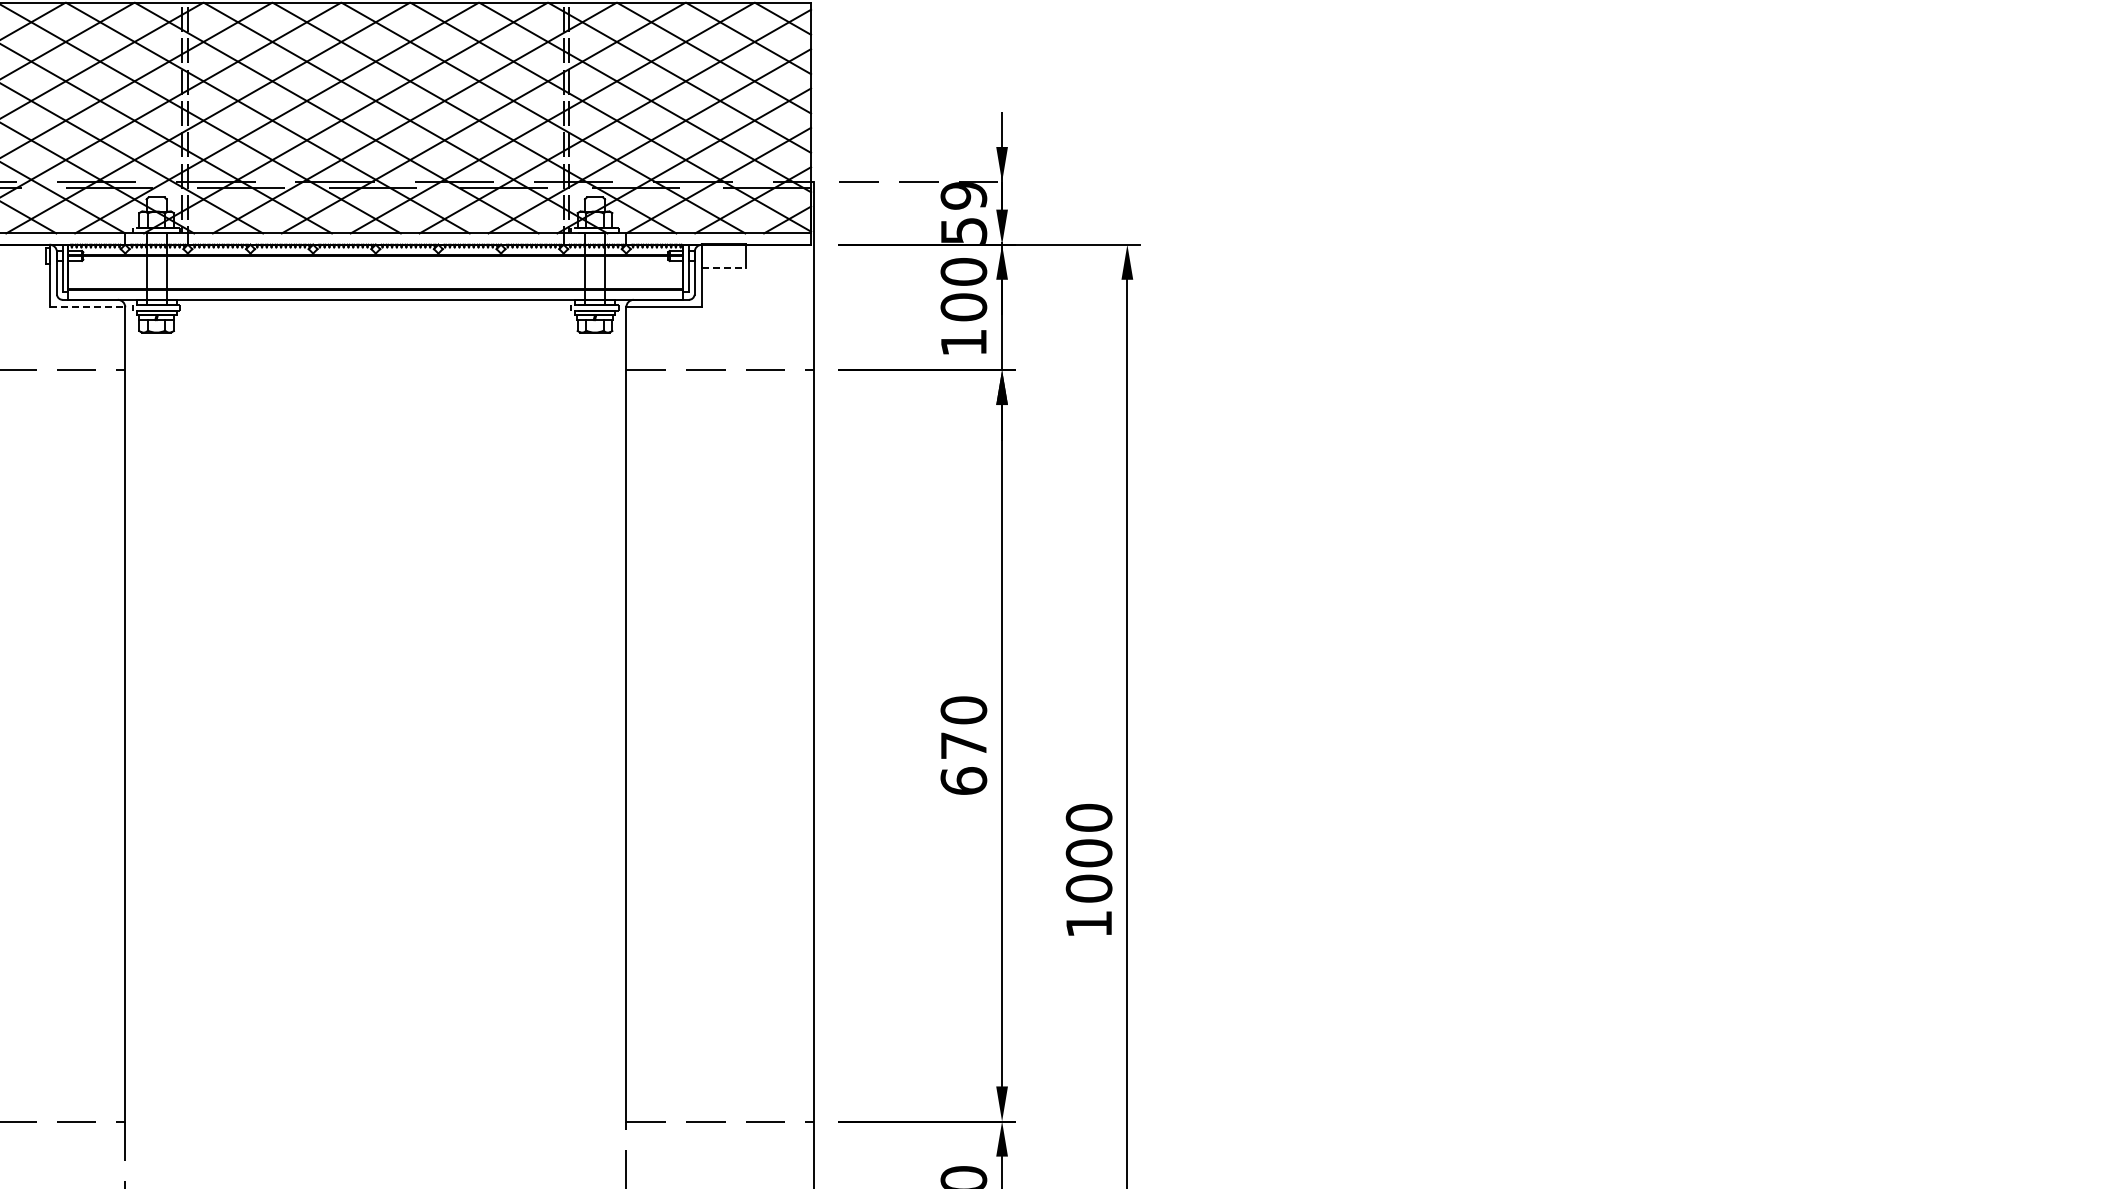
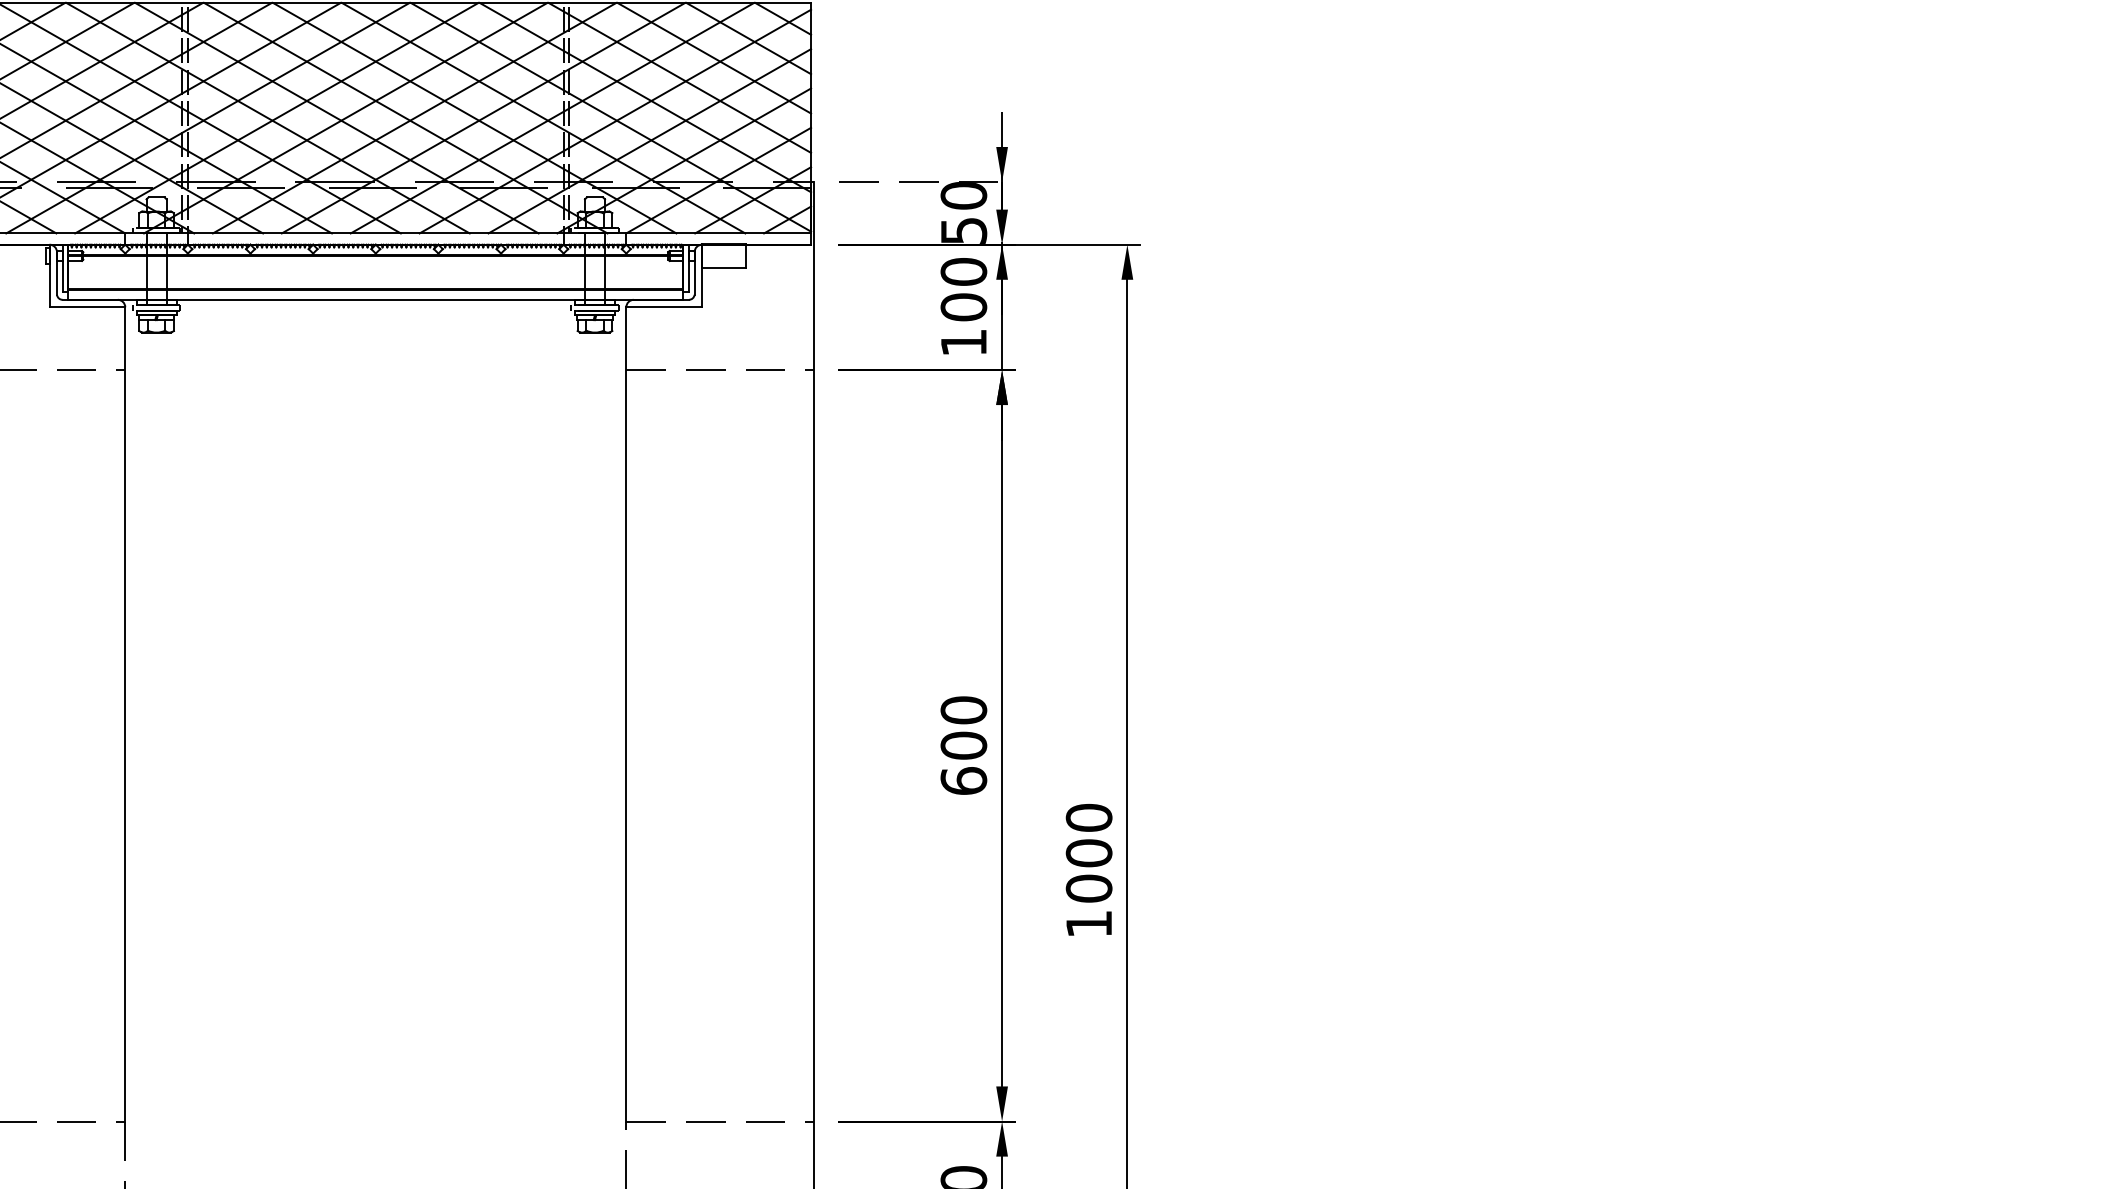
text: 59 -> 50 (963, 195)
line: dashed -> solid (724, 267)
line: dashed -> solid (87, 307)
text: 670 -> 600 (963, 745)
